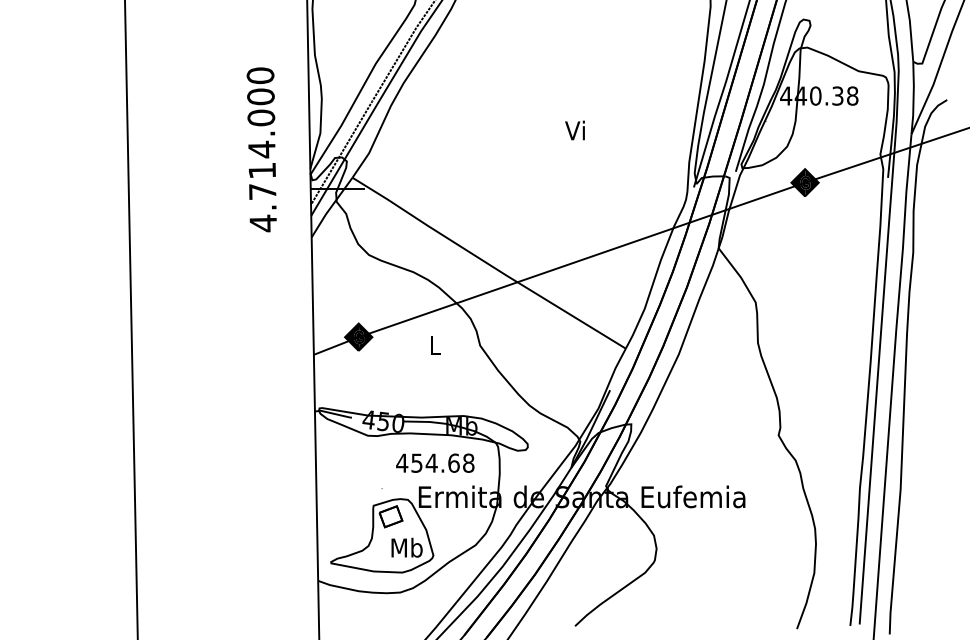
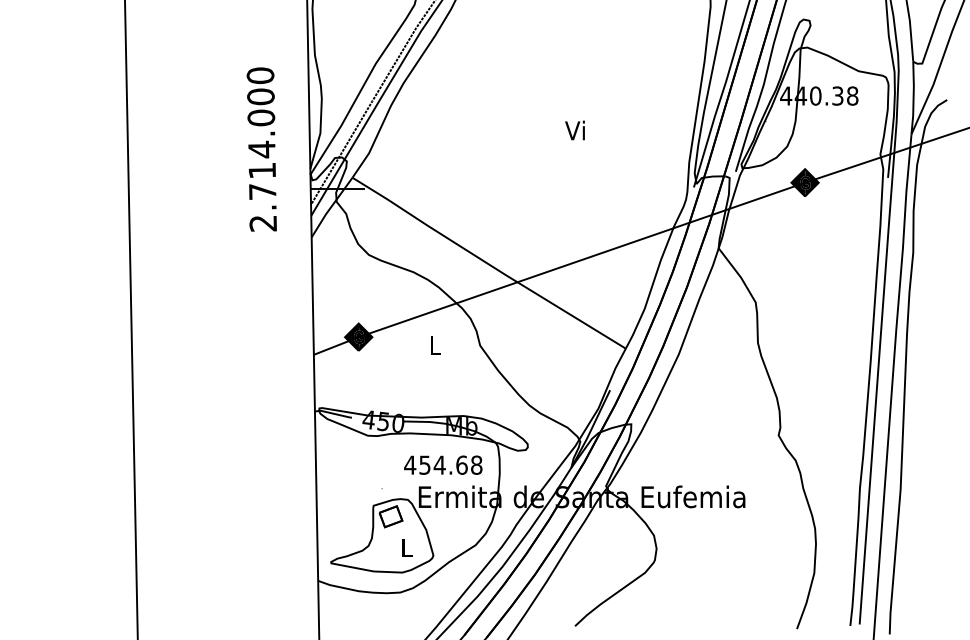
text: 4.714.000 -> 2.714.000 (262, 223)
text position: (435, 462) -> (443, 464) (443, 464)
text: Mb -> L (406, 547)
